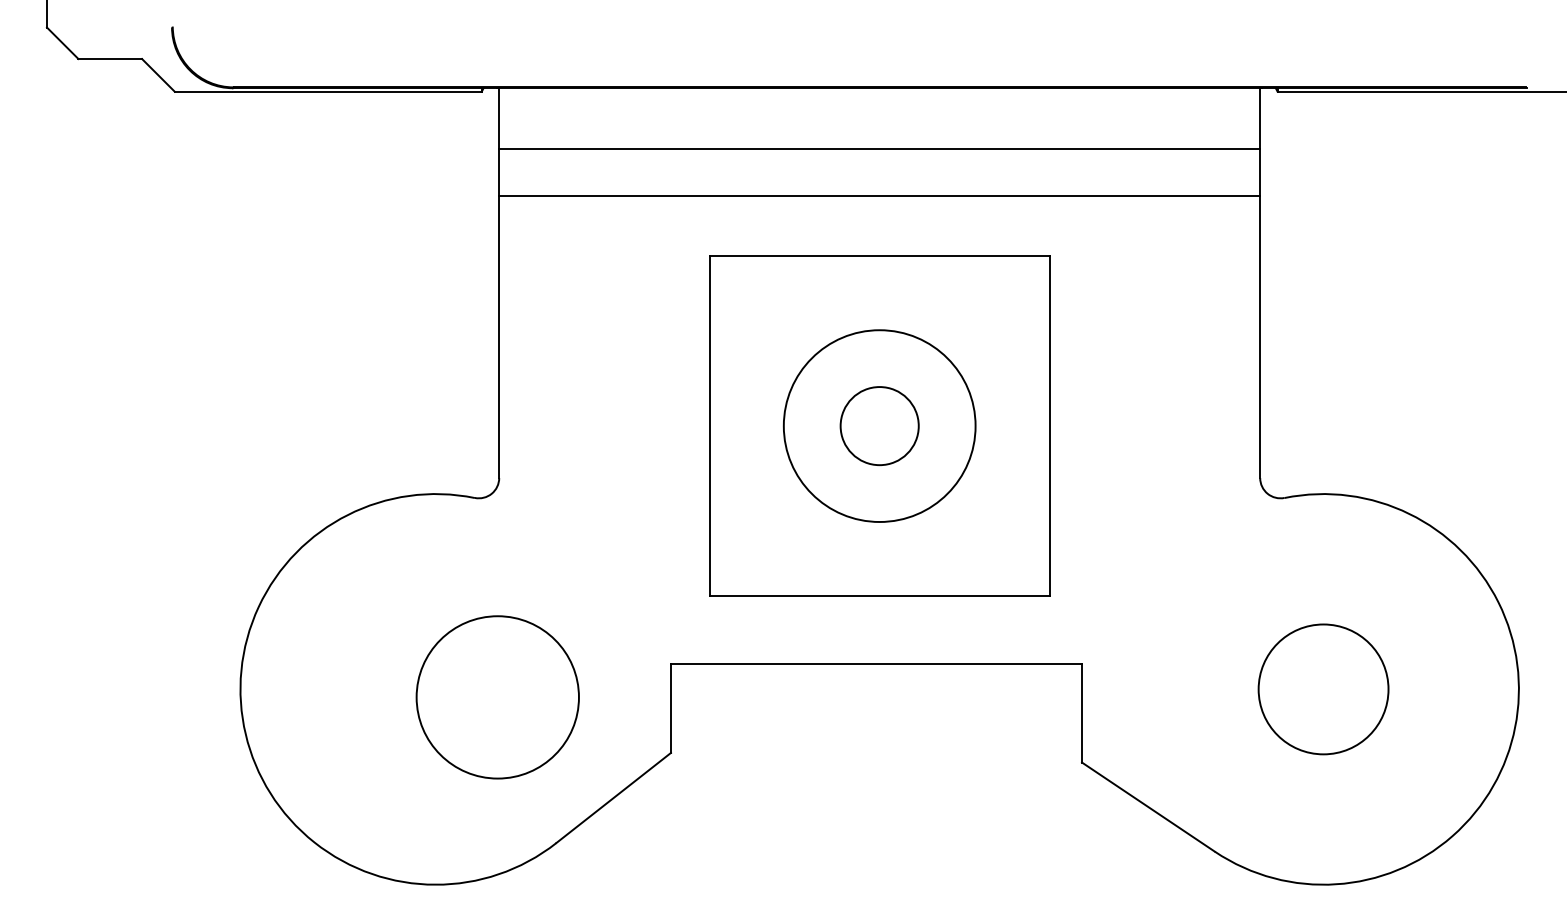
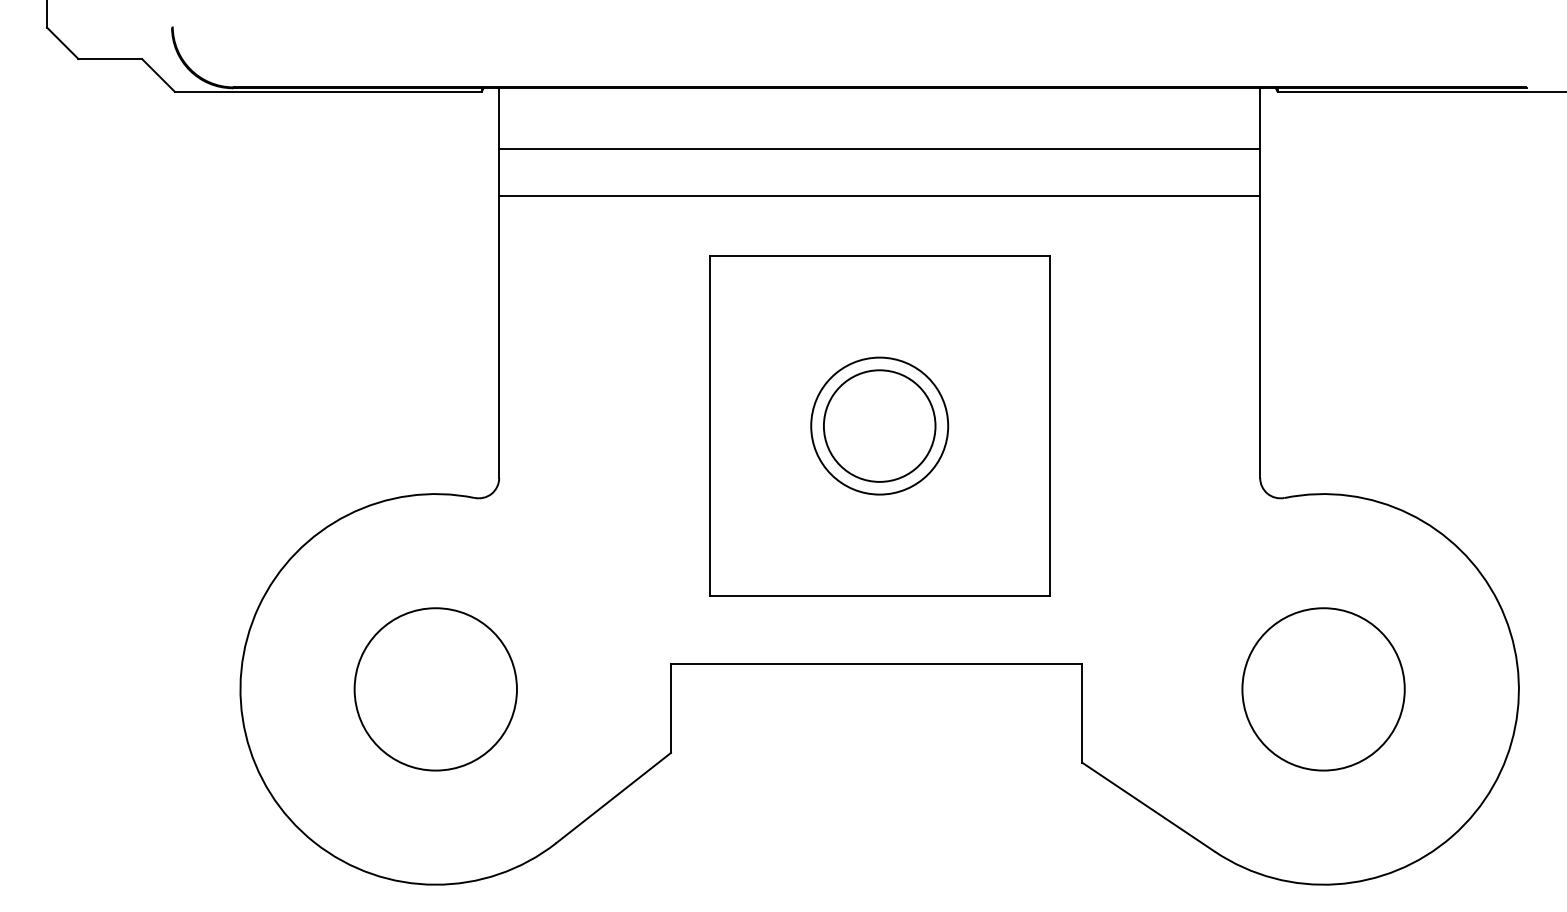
circle diameter: 192 px -> 137 px (879, 425)
circle diameter: 78 px -> 112 px (879, 425)
circle size: 133x133 px -> 165x165 px (1323, 689)
circle position: (497, 697) -> (435, 689) (435, 689)
